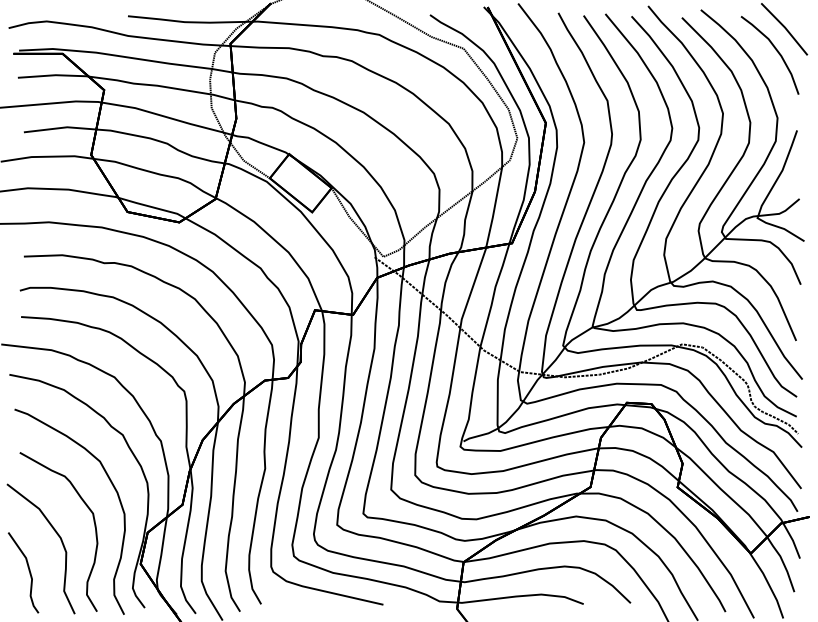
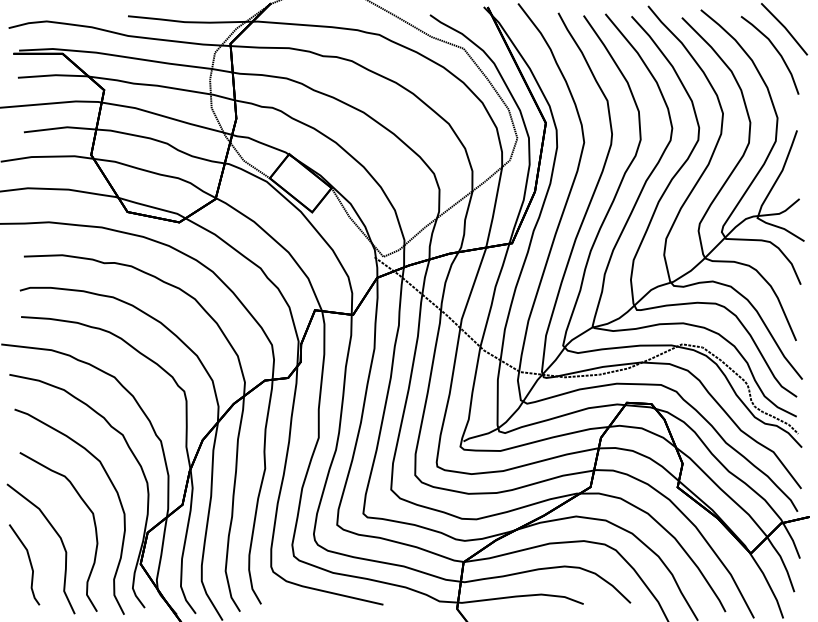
curve position: (28, 570) -> (29, 562) (29, 562)
